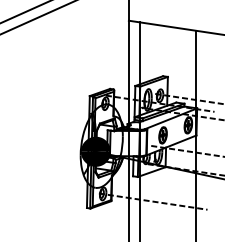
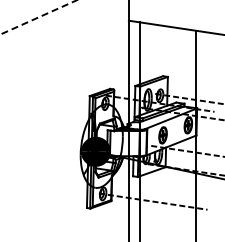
line: present -> none (24, 12)
line: solid -> dashed (38, 17)
